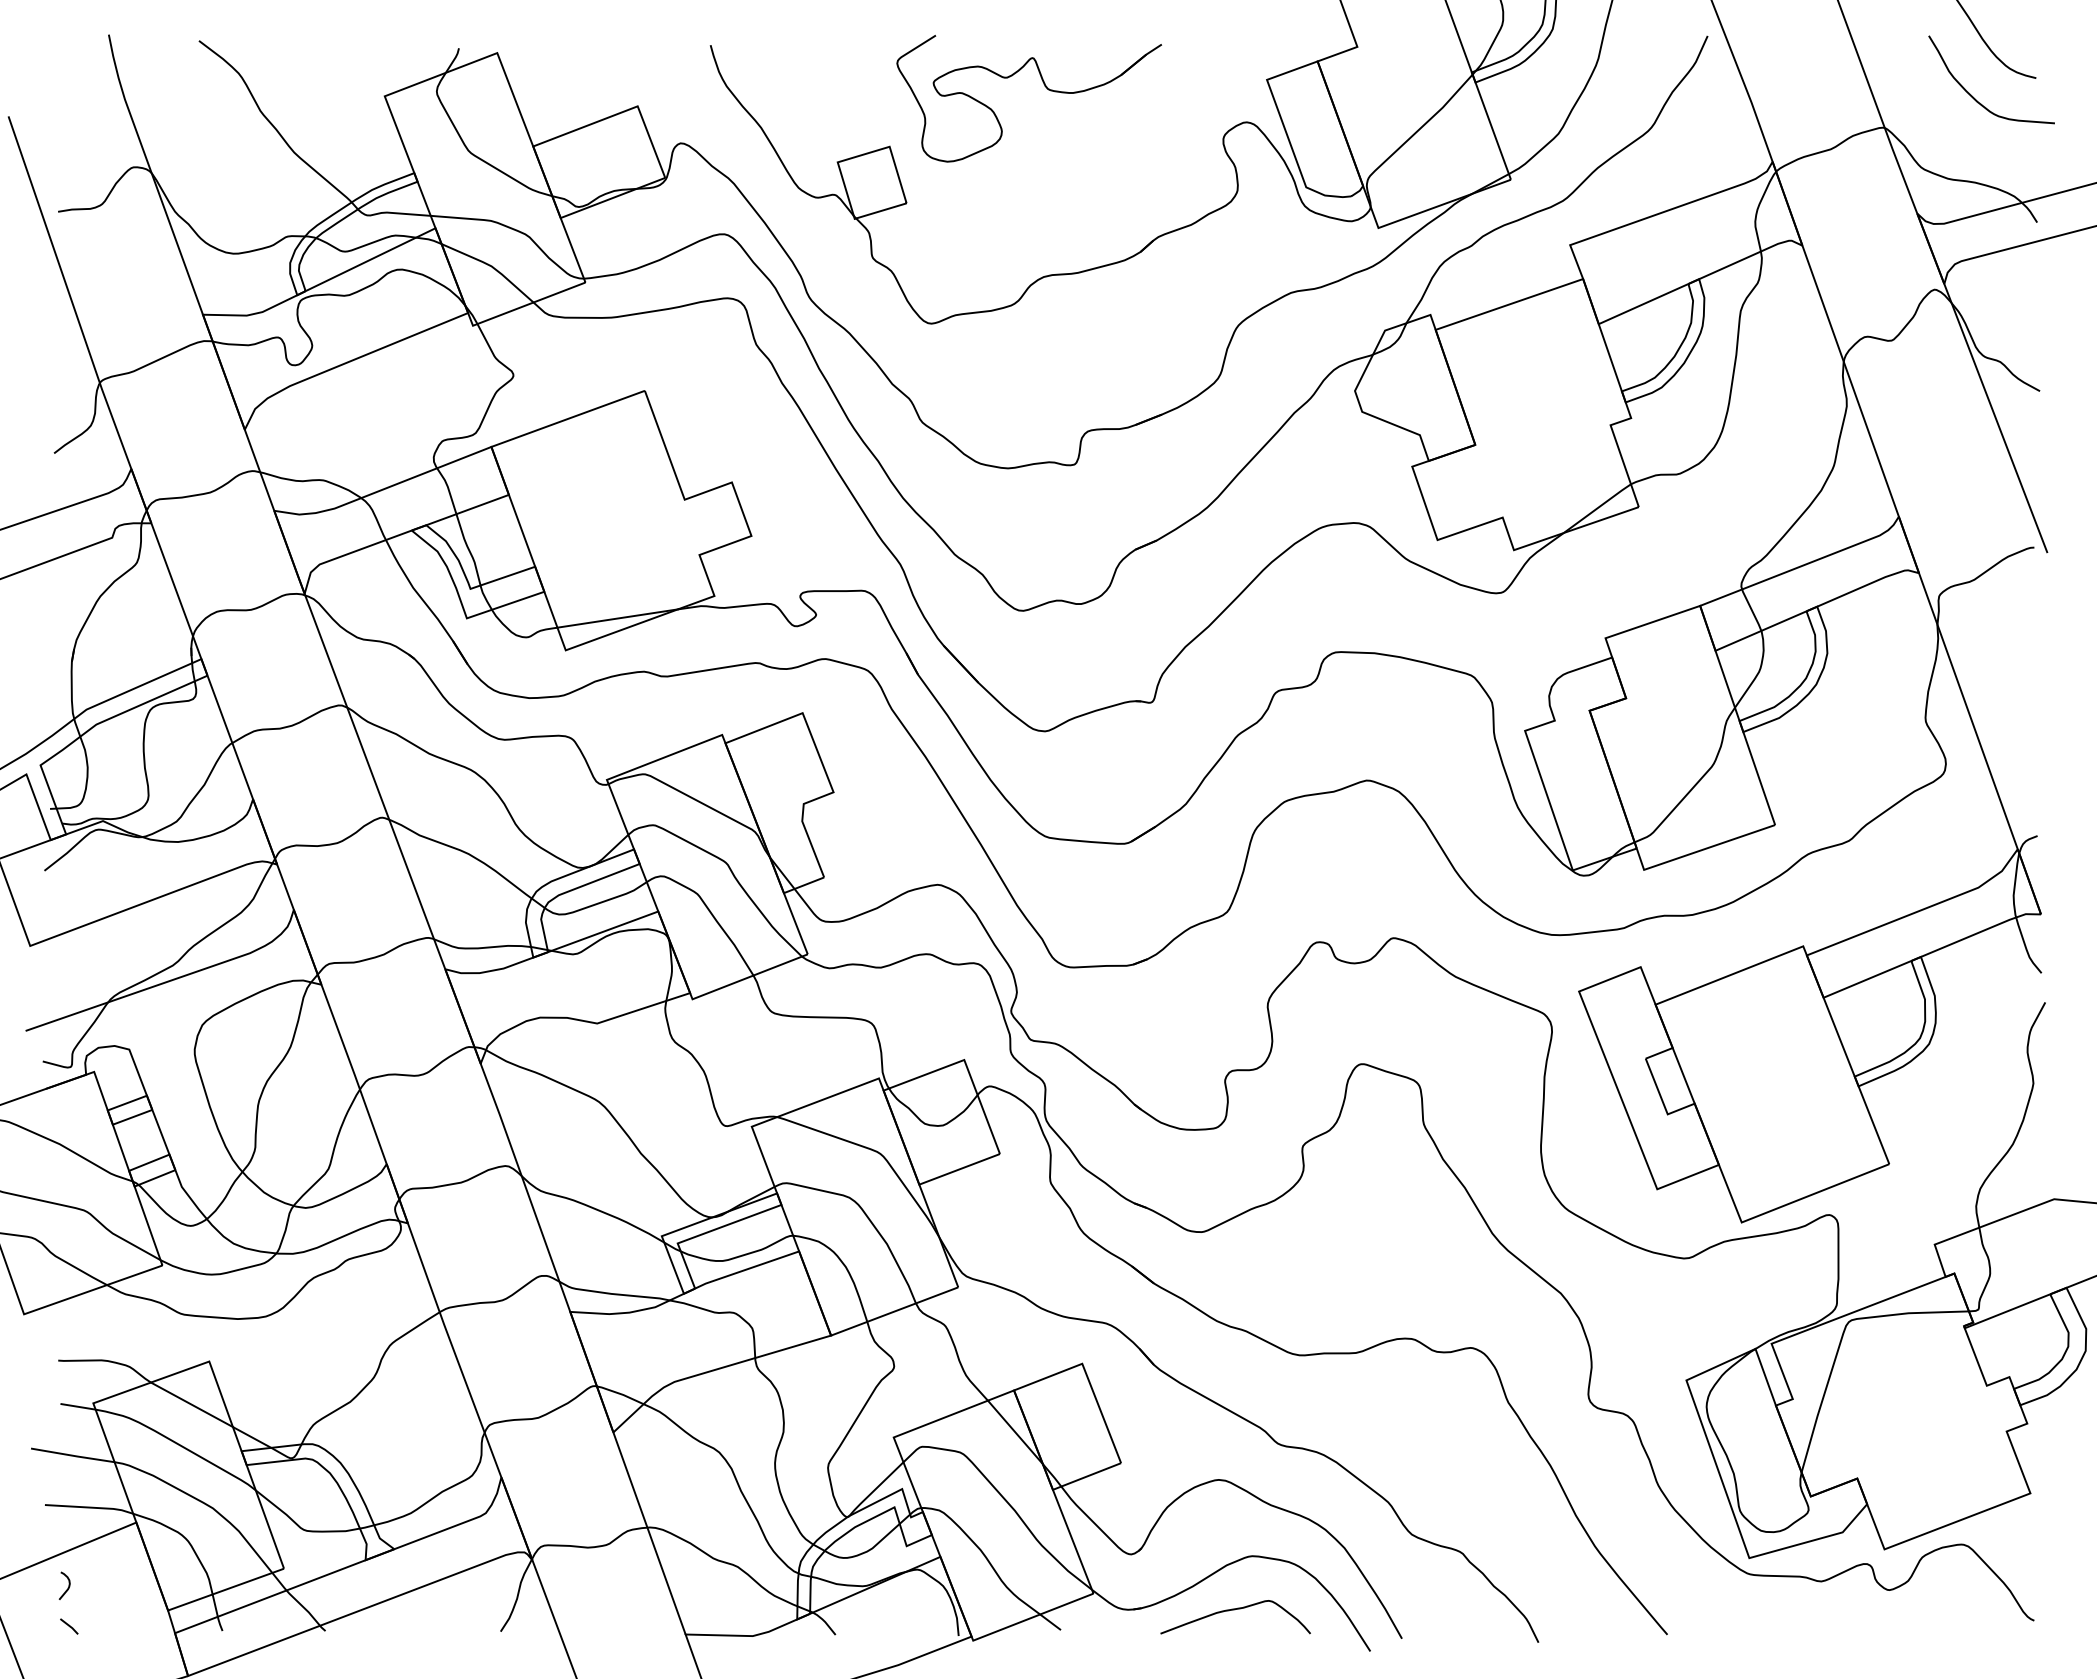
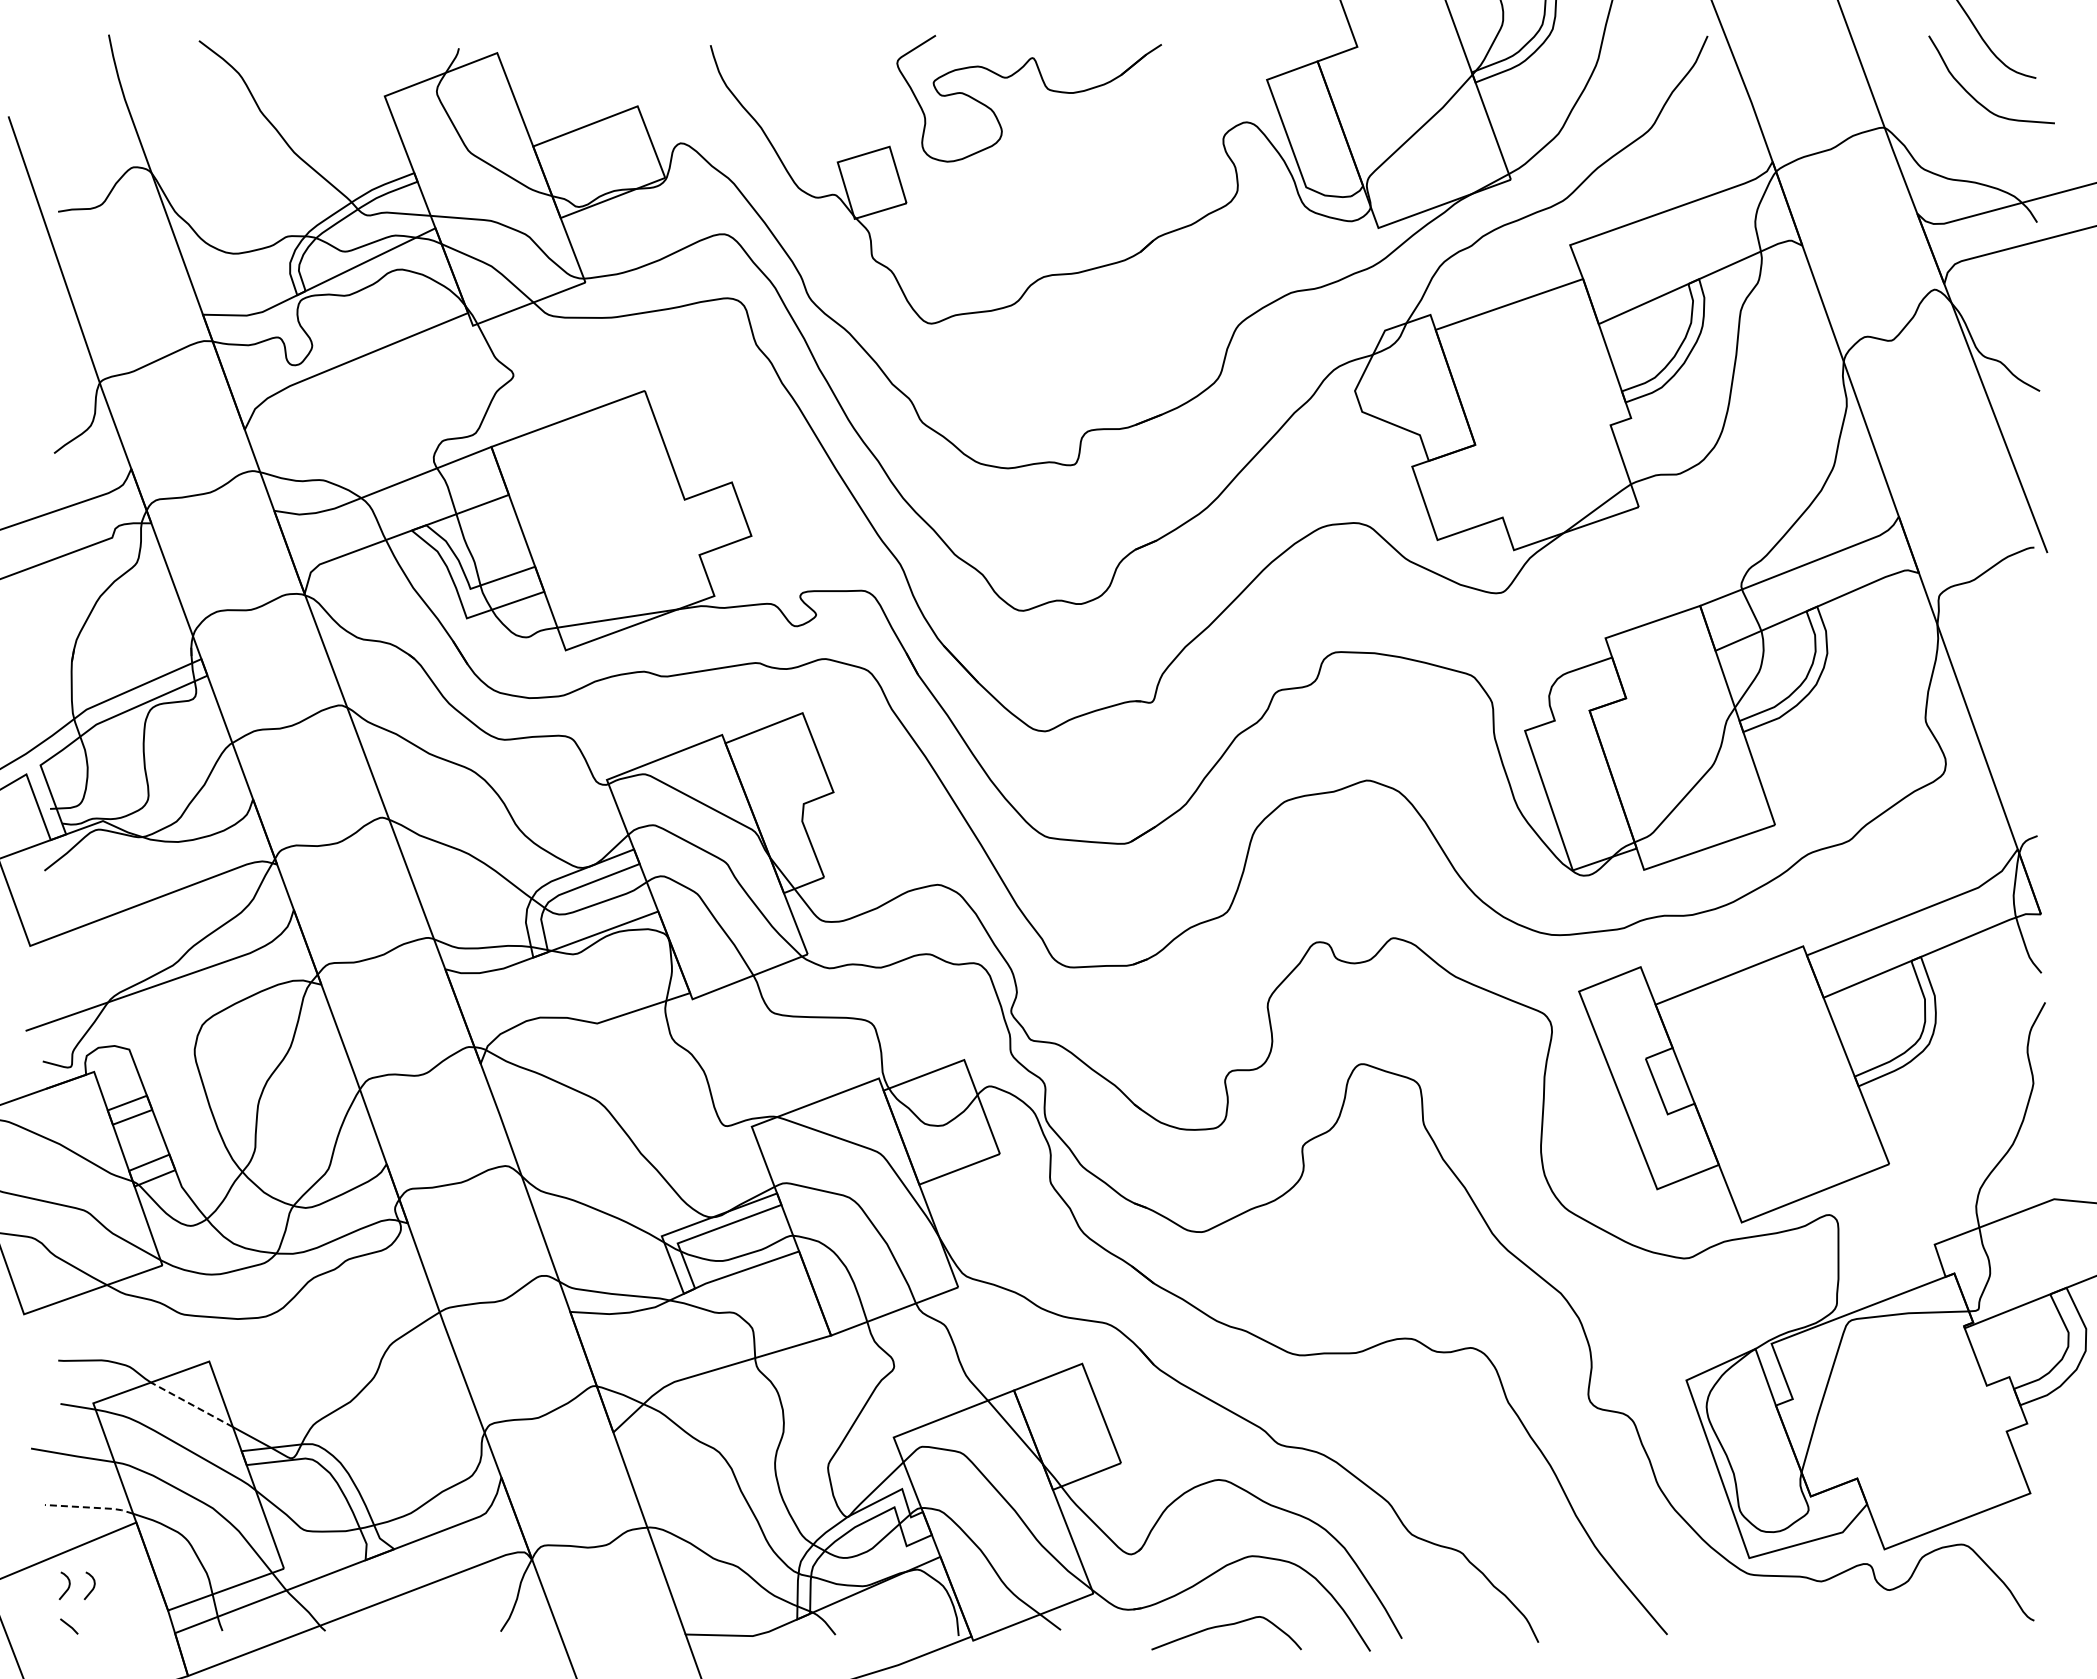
line: solid -> dashed (191, 1404)
line: solid -> dashed (90, 1507)
curve: none -> present (92, 1587)
curve position: (1234, 1610) -> (1225, 1626) (1225, 1626)
